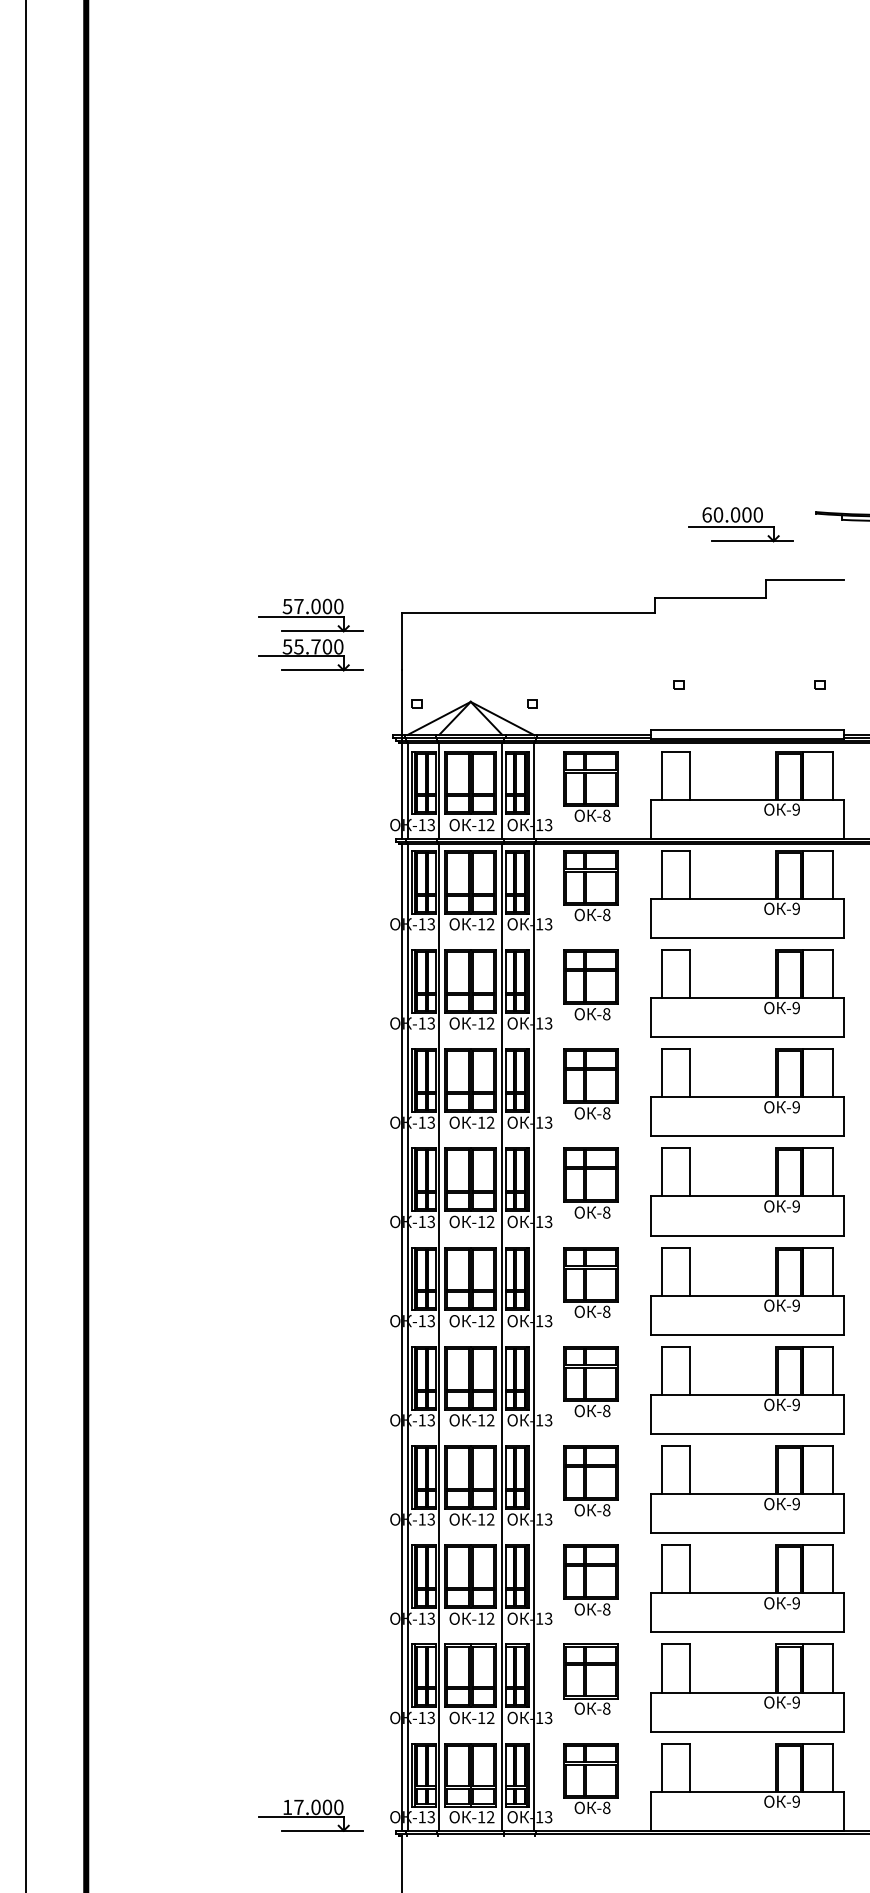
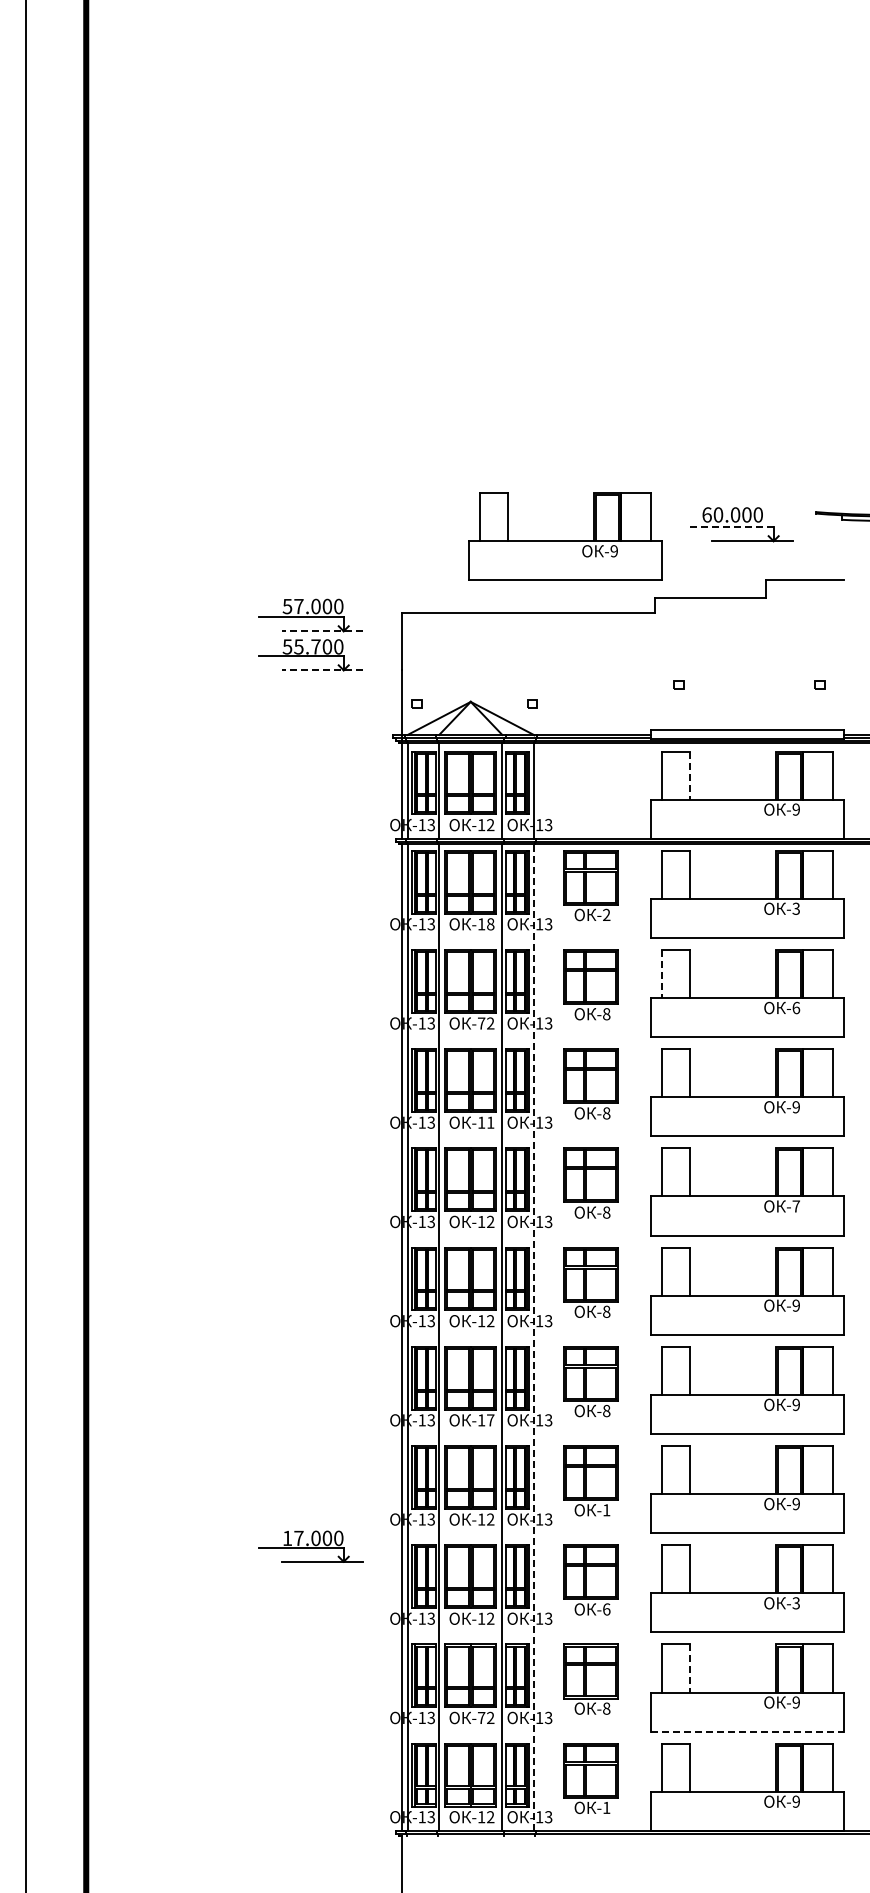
line: solid -> dashed (730, 527)
part: none -> present (565, 536)
line: solid -> dashed (322, 631)
line: solid -> dashed (322, 670)
line: solid -> dashed (689, 776)
part: present -> none (590, 786)
text: -9 -> -3 (795, 908)
text: -8 -> -2 (606, 914)
text: -12 -> -18 (490, 924)
line: solid -> dashed (662, 974)
text: -9 -> -6 (796, 1007)
text: -12 -> -72 (481, 1023)
text: -12 -> -11 (490, 1122)
text: -9 -> -7 (795, 1206)
line: solid -> dashed (533, 1336)
text: -12 -> -17 (490, 1420)
text: -8 -> -1 (606, 1510)
text: -9 -> -3 (795, 1603)
text: -8 -> -6 (606, 1609)
line: solid -> dashed (689, 1668)
text: -12 -> -72 (481, 1717)
line: solid -> dashed (747, 1731)
text: -8 -> -1 (606, 1807)
part position: (310, 1815) -> (310, 1546) (310, 1546)
